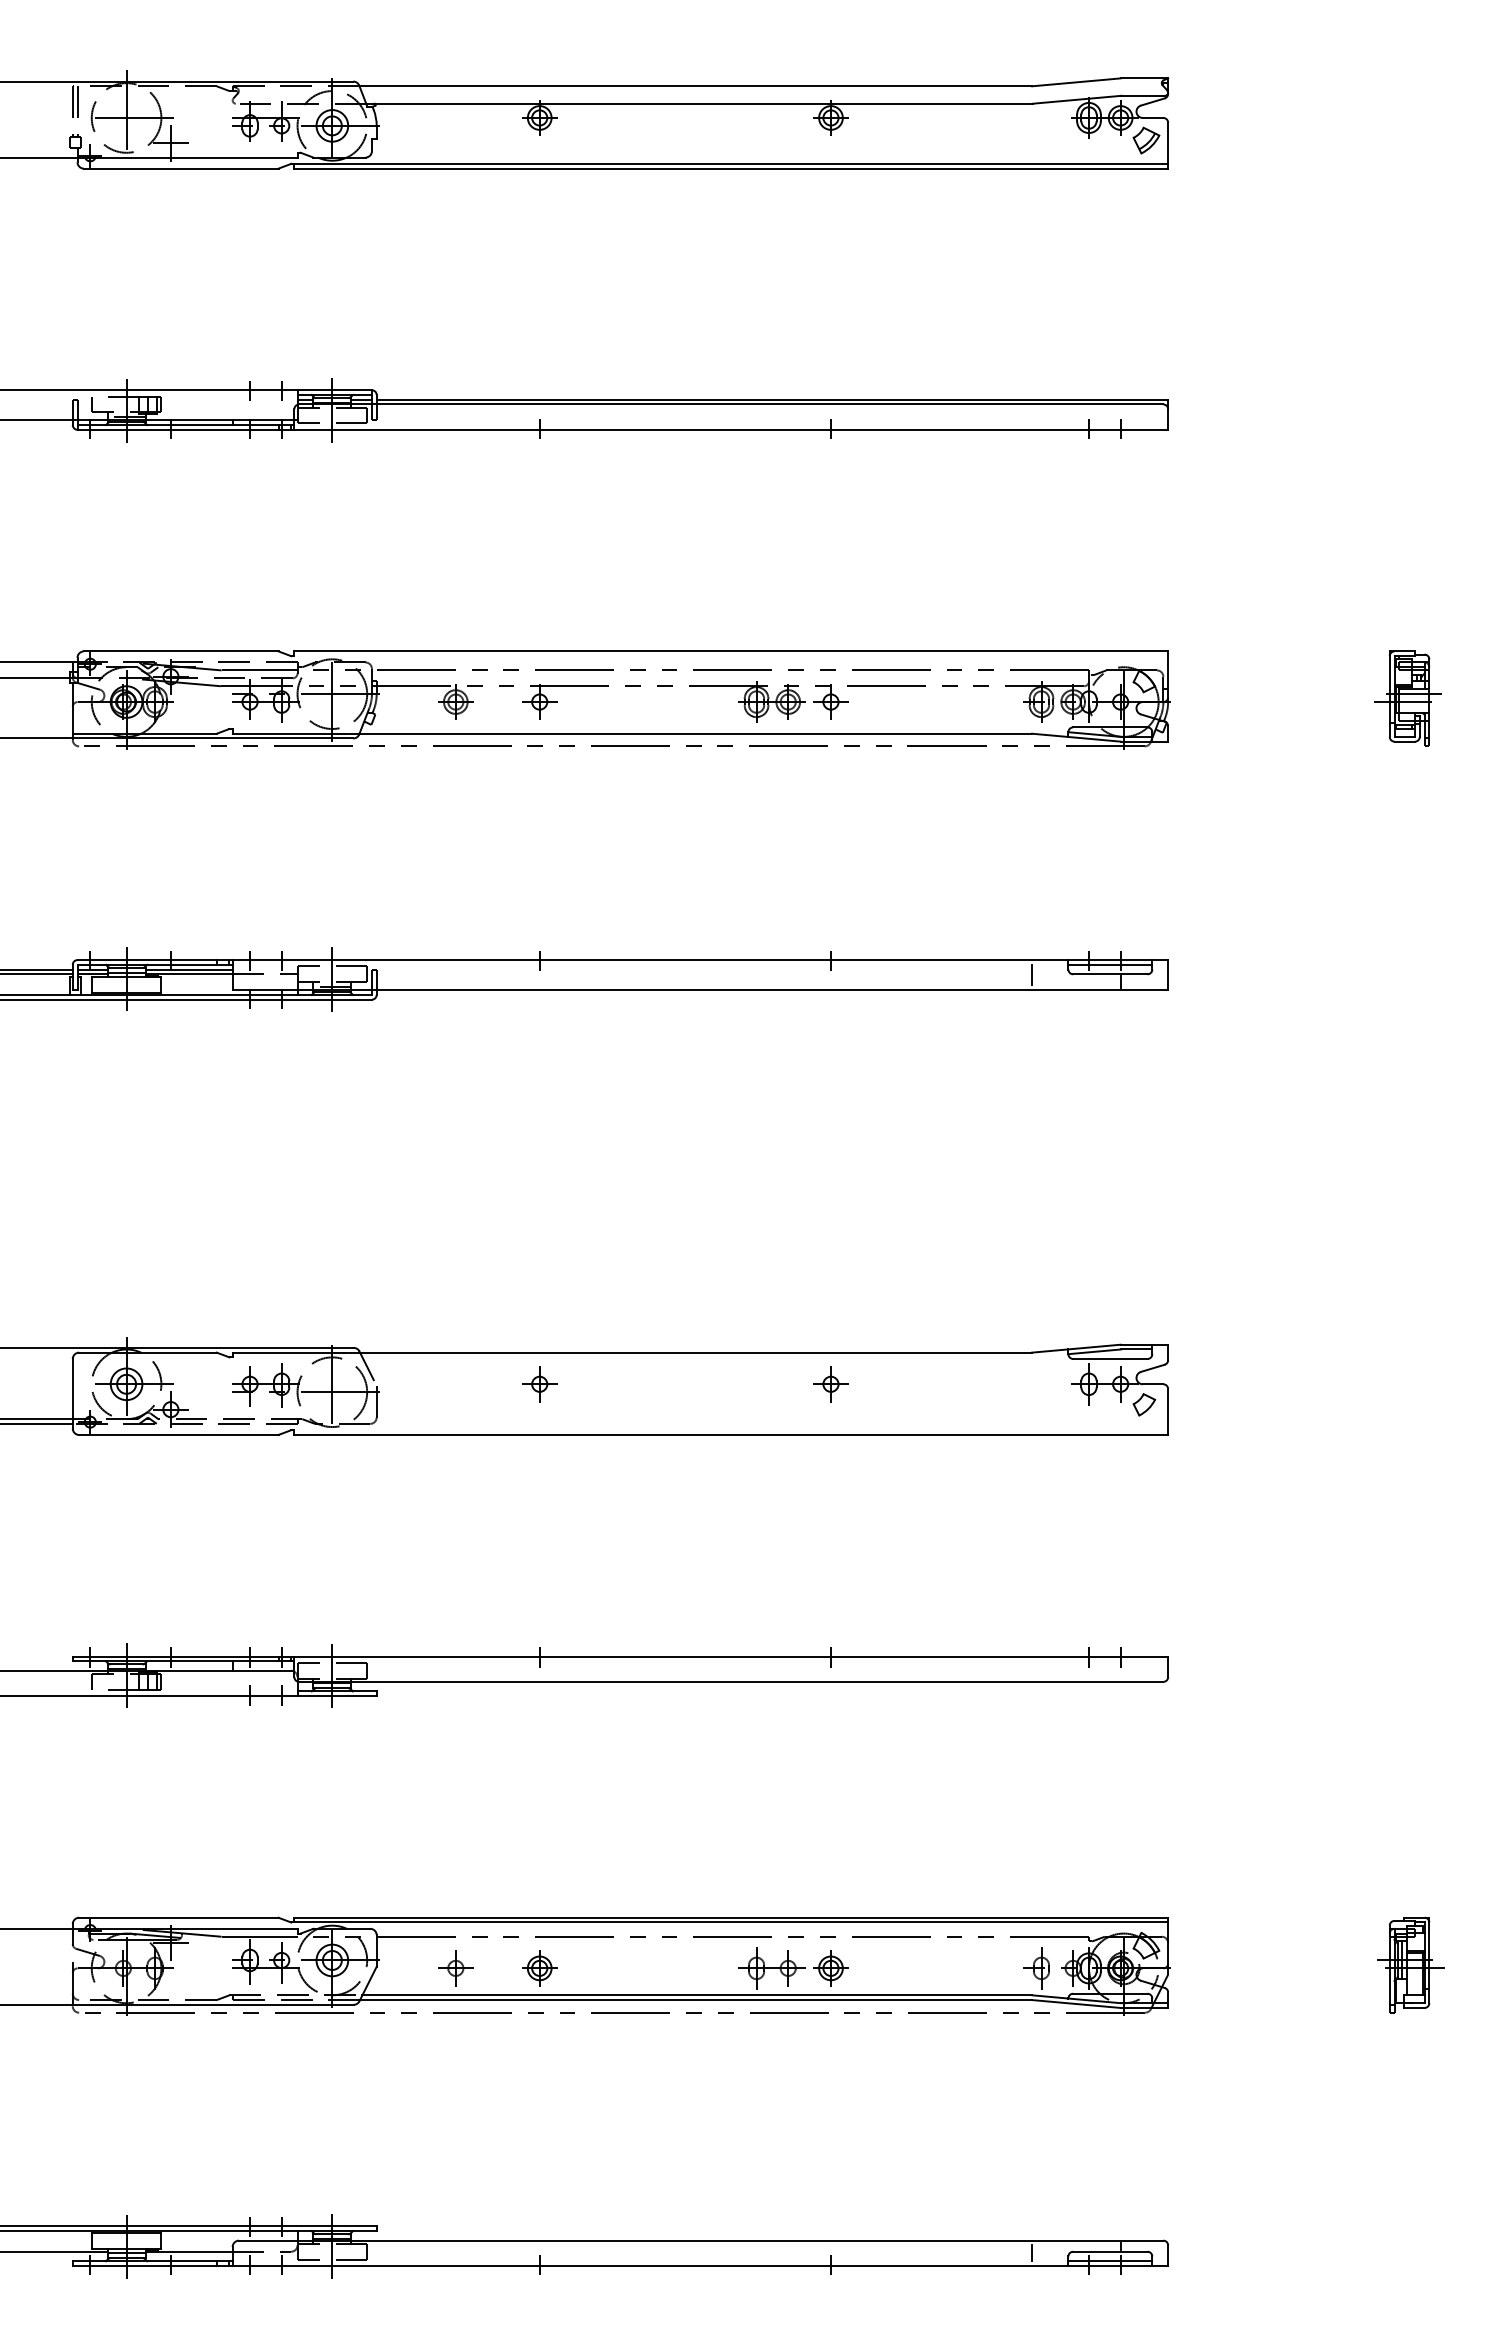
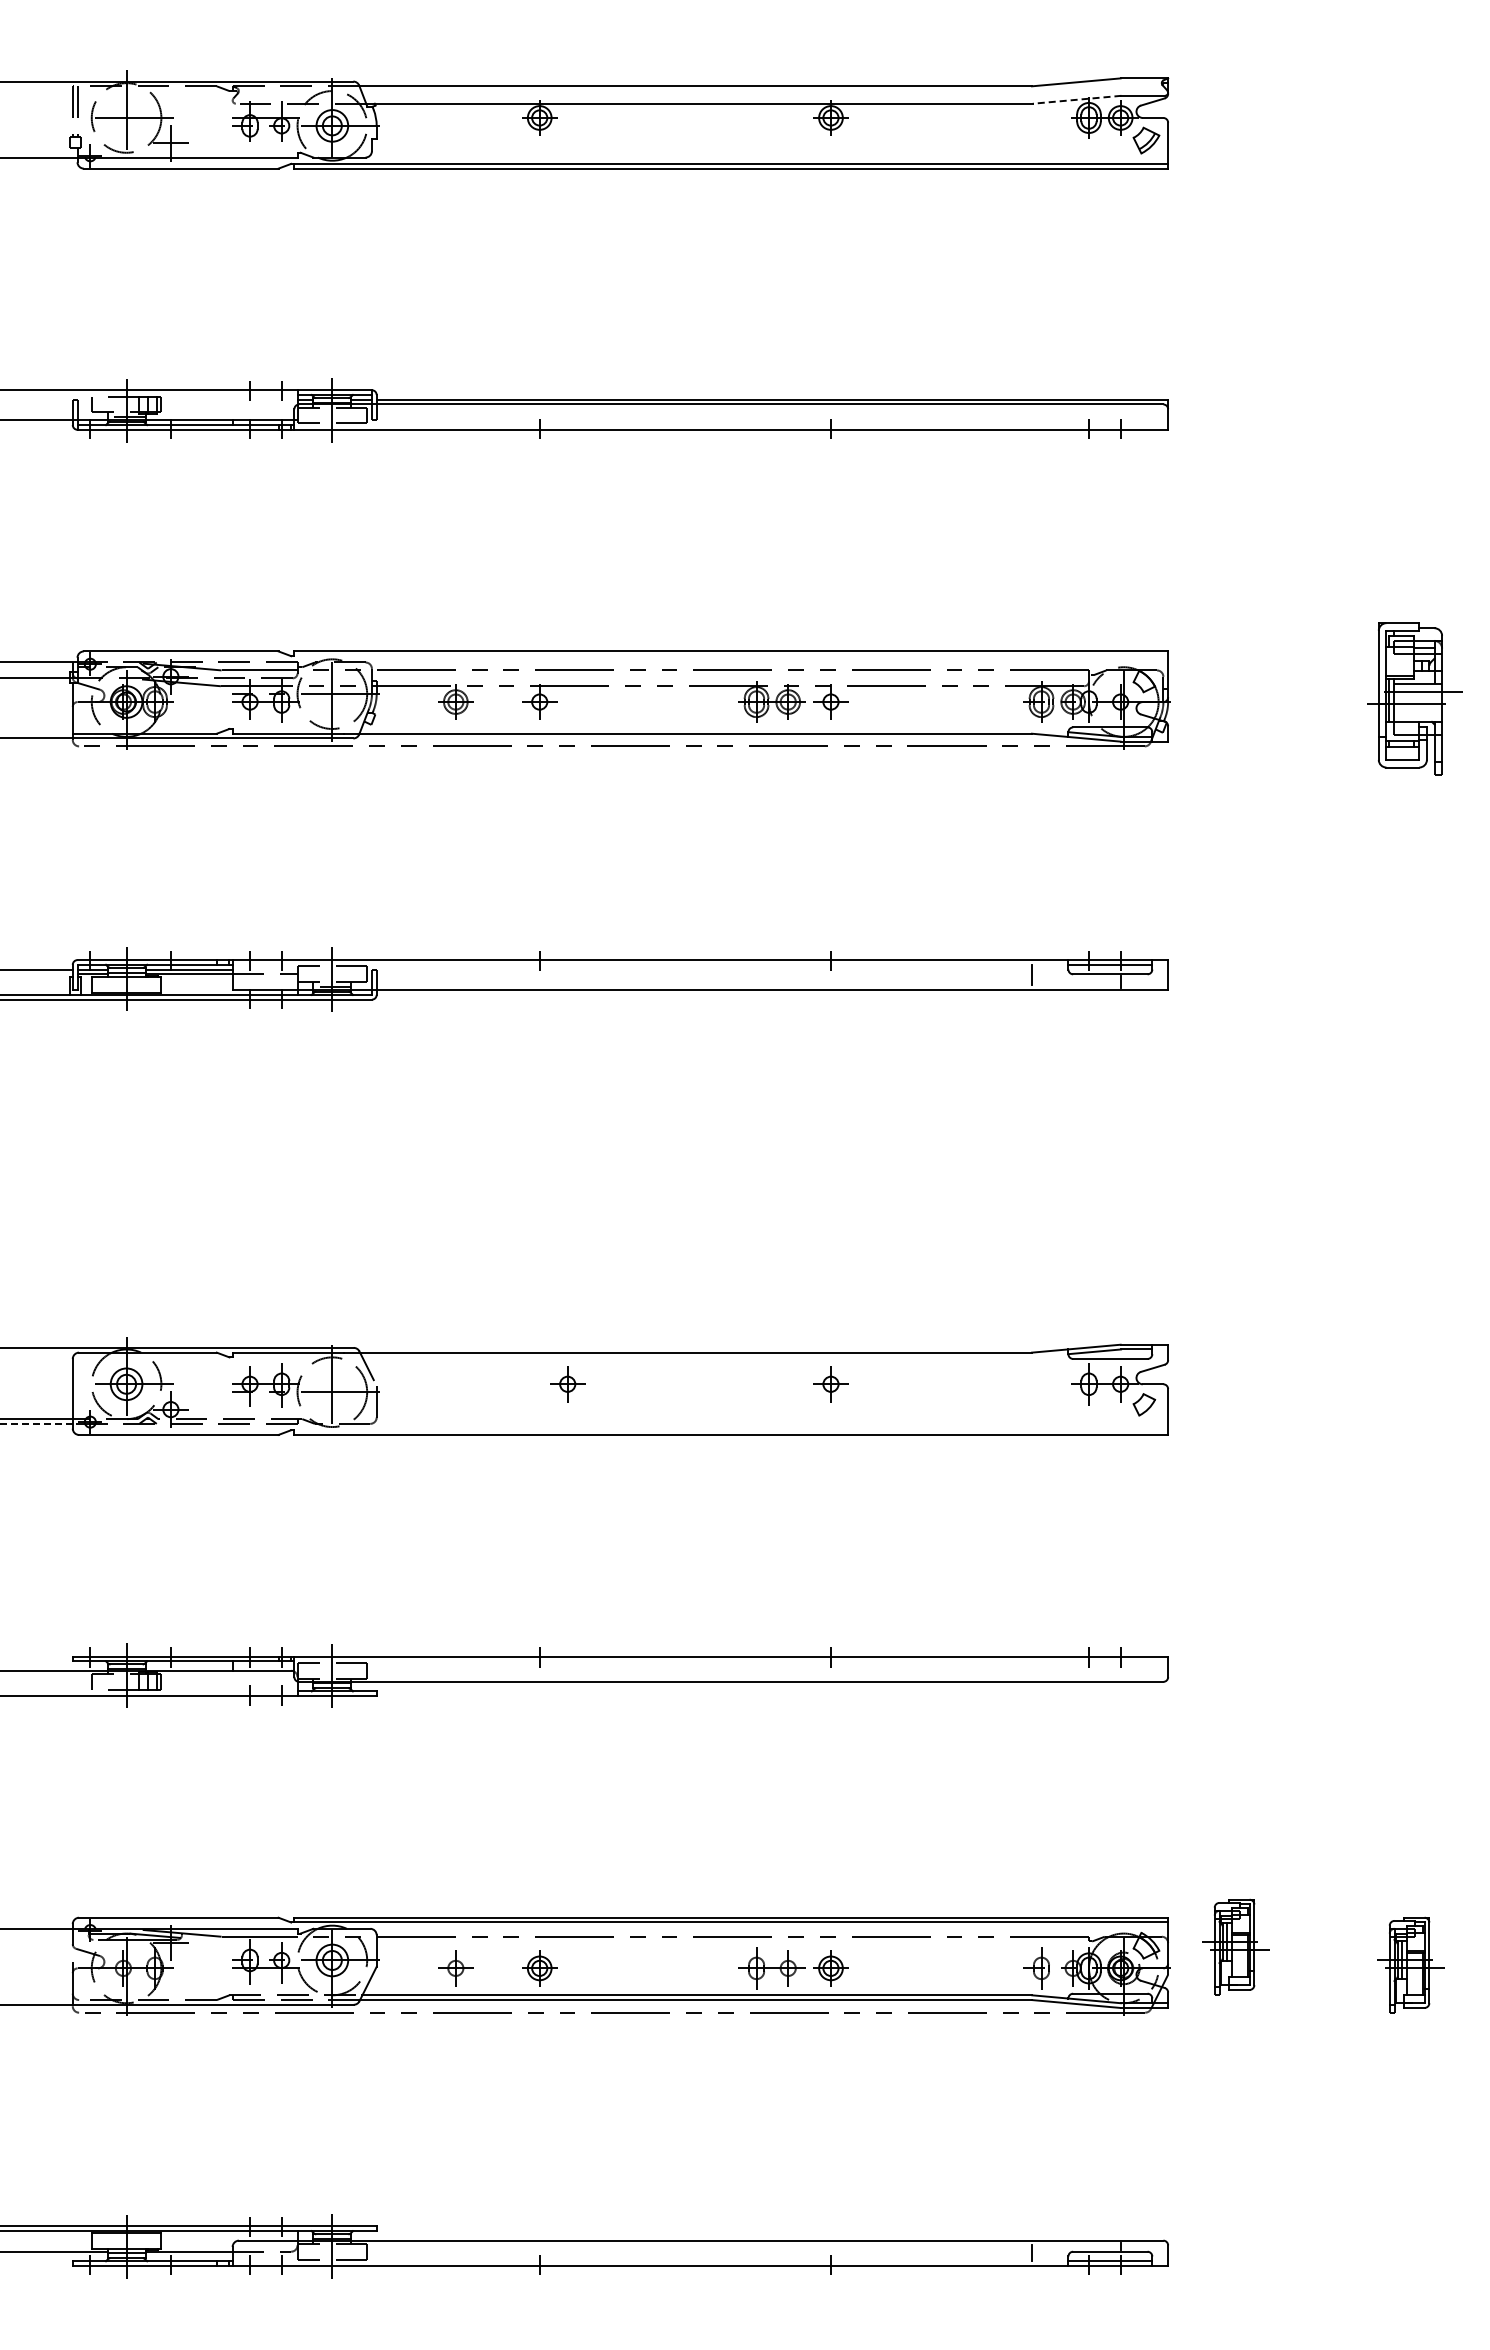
line: solid -> dashed (1076, 99)
part size: 68x97 px -> 96x154 px (1414, 698)
line: present -> none (37, 974)
part position: (539, 1384) -> (567, 1384) (567, 1384)
line: solid -> dashed (36, 1423)
part: none -> present (1235, 1946)
